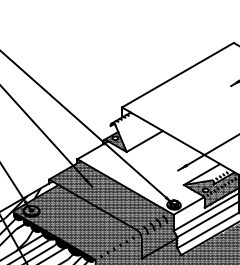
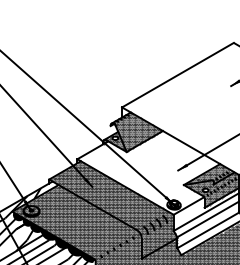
hatch: none -> present (137, 132)
hatch: none -> present (209, 173)
